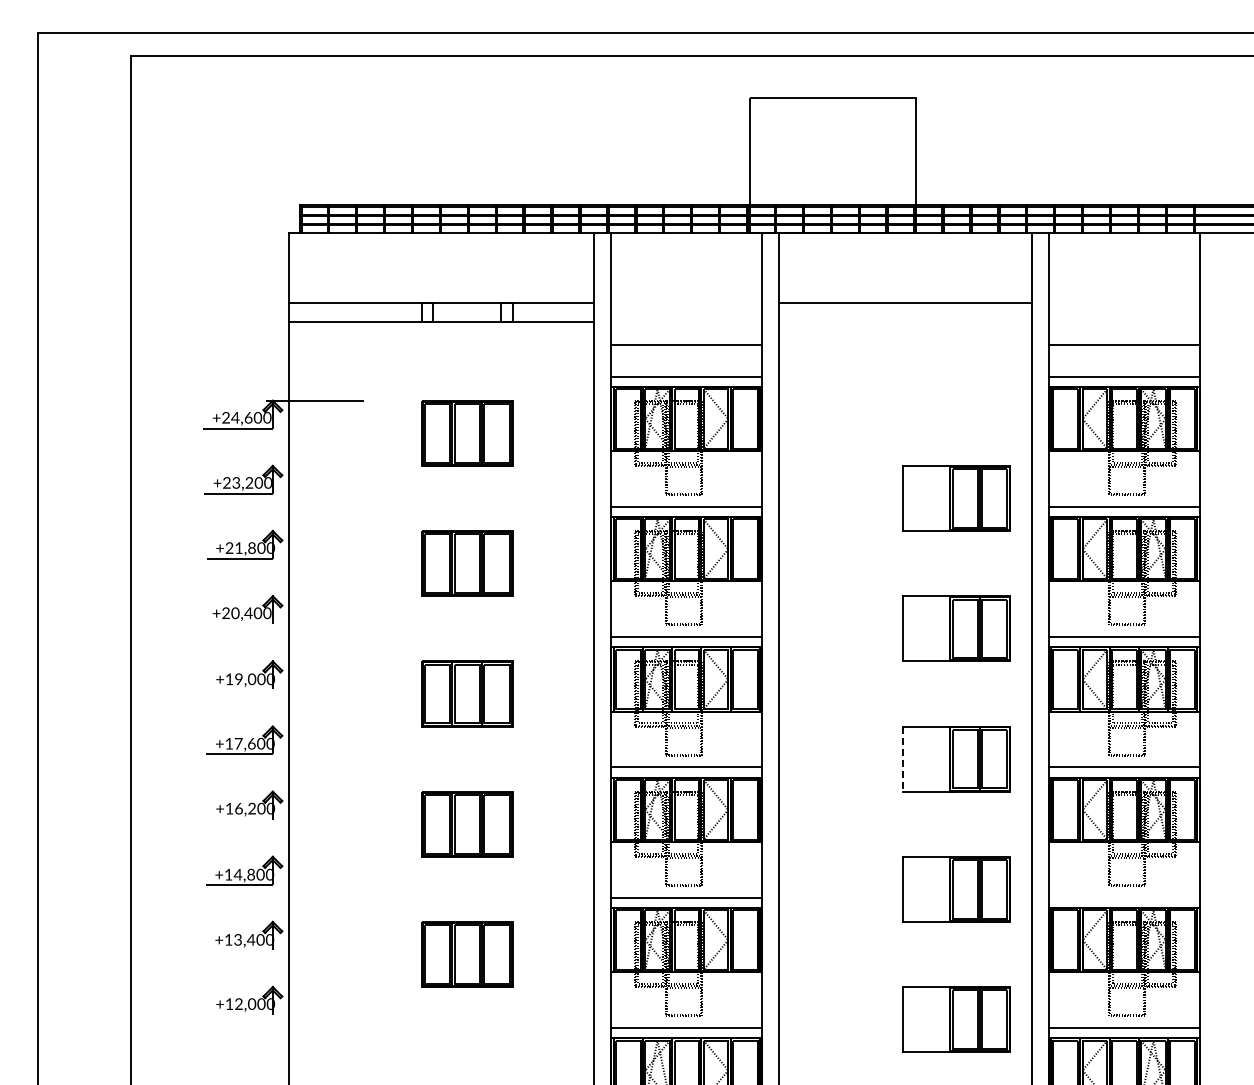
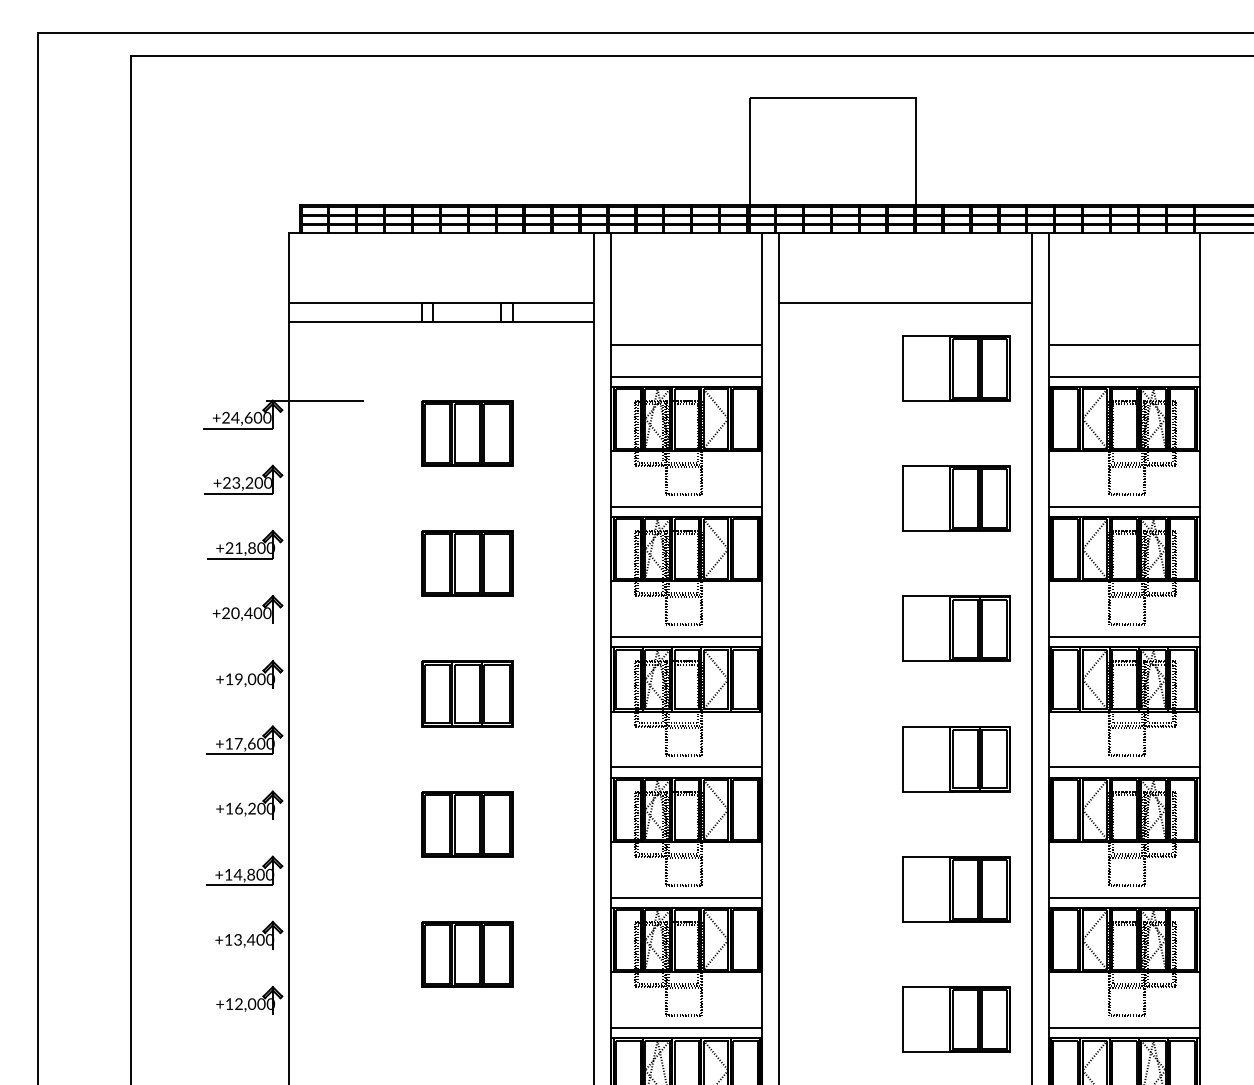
part: none -> present (956, 368)
line: dashed -> solid (902, 759)
line: none -> present (1124, 897)
